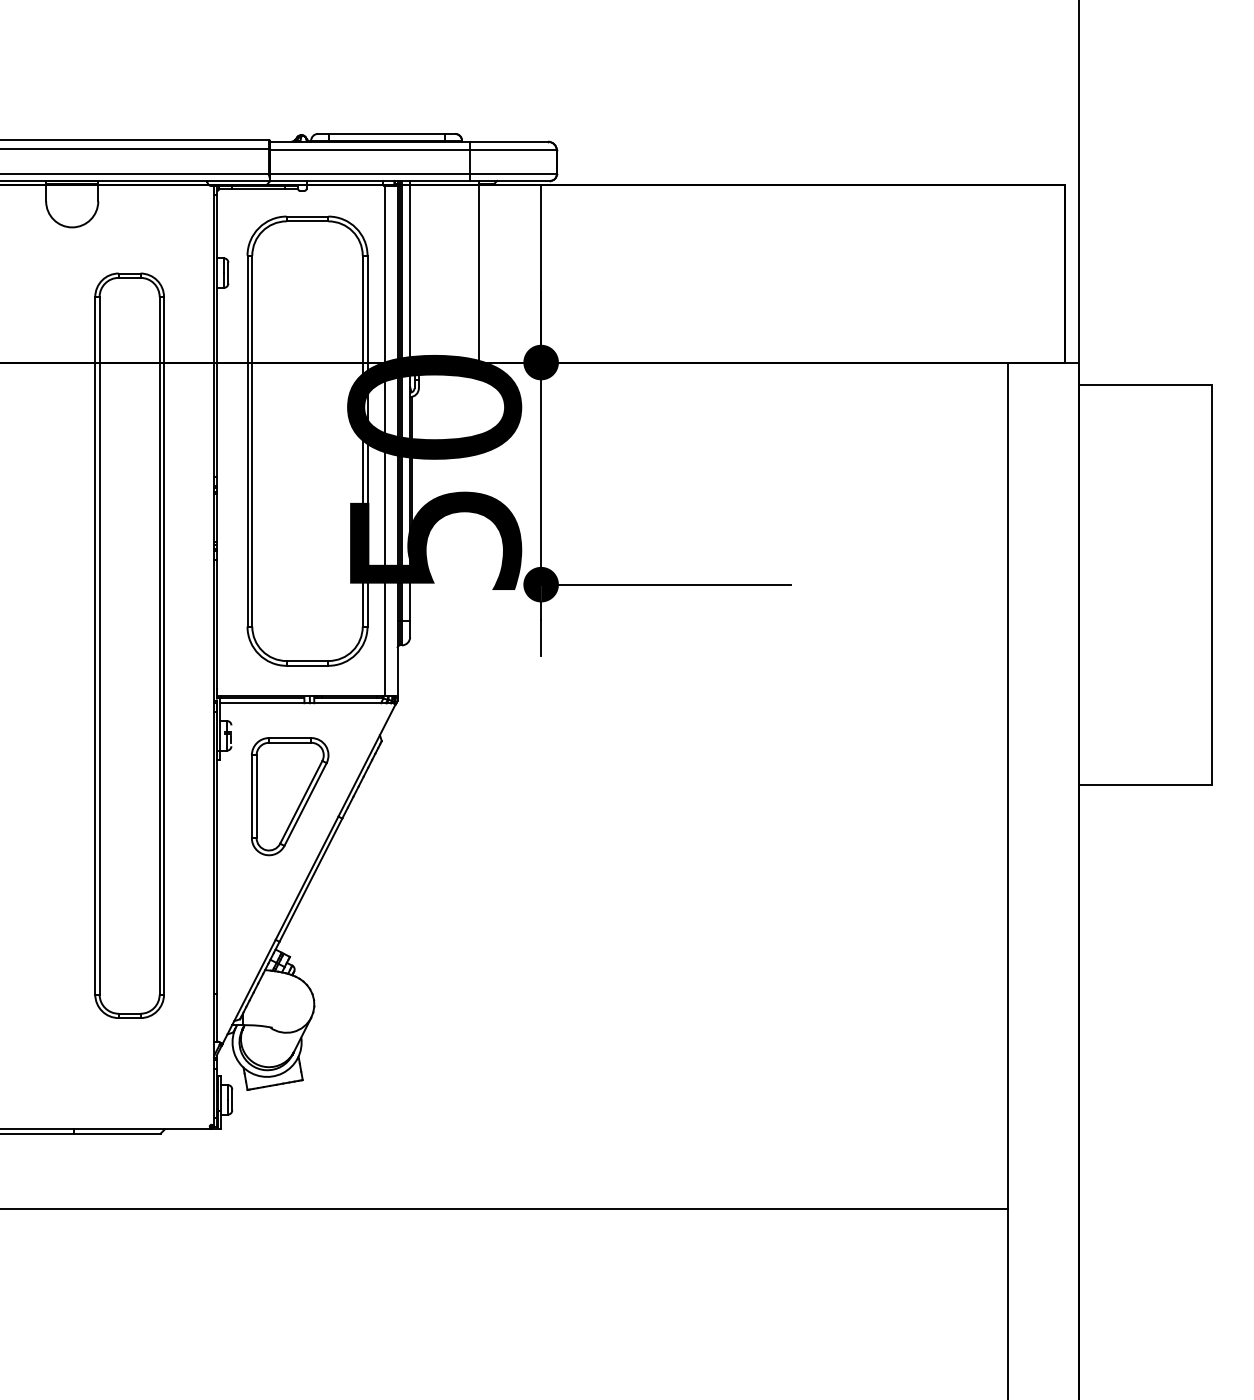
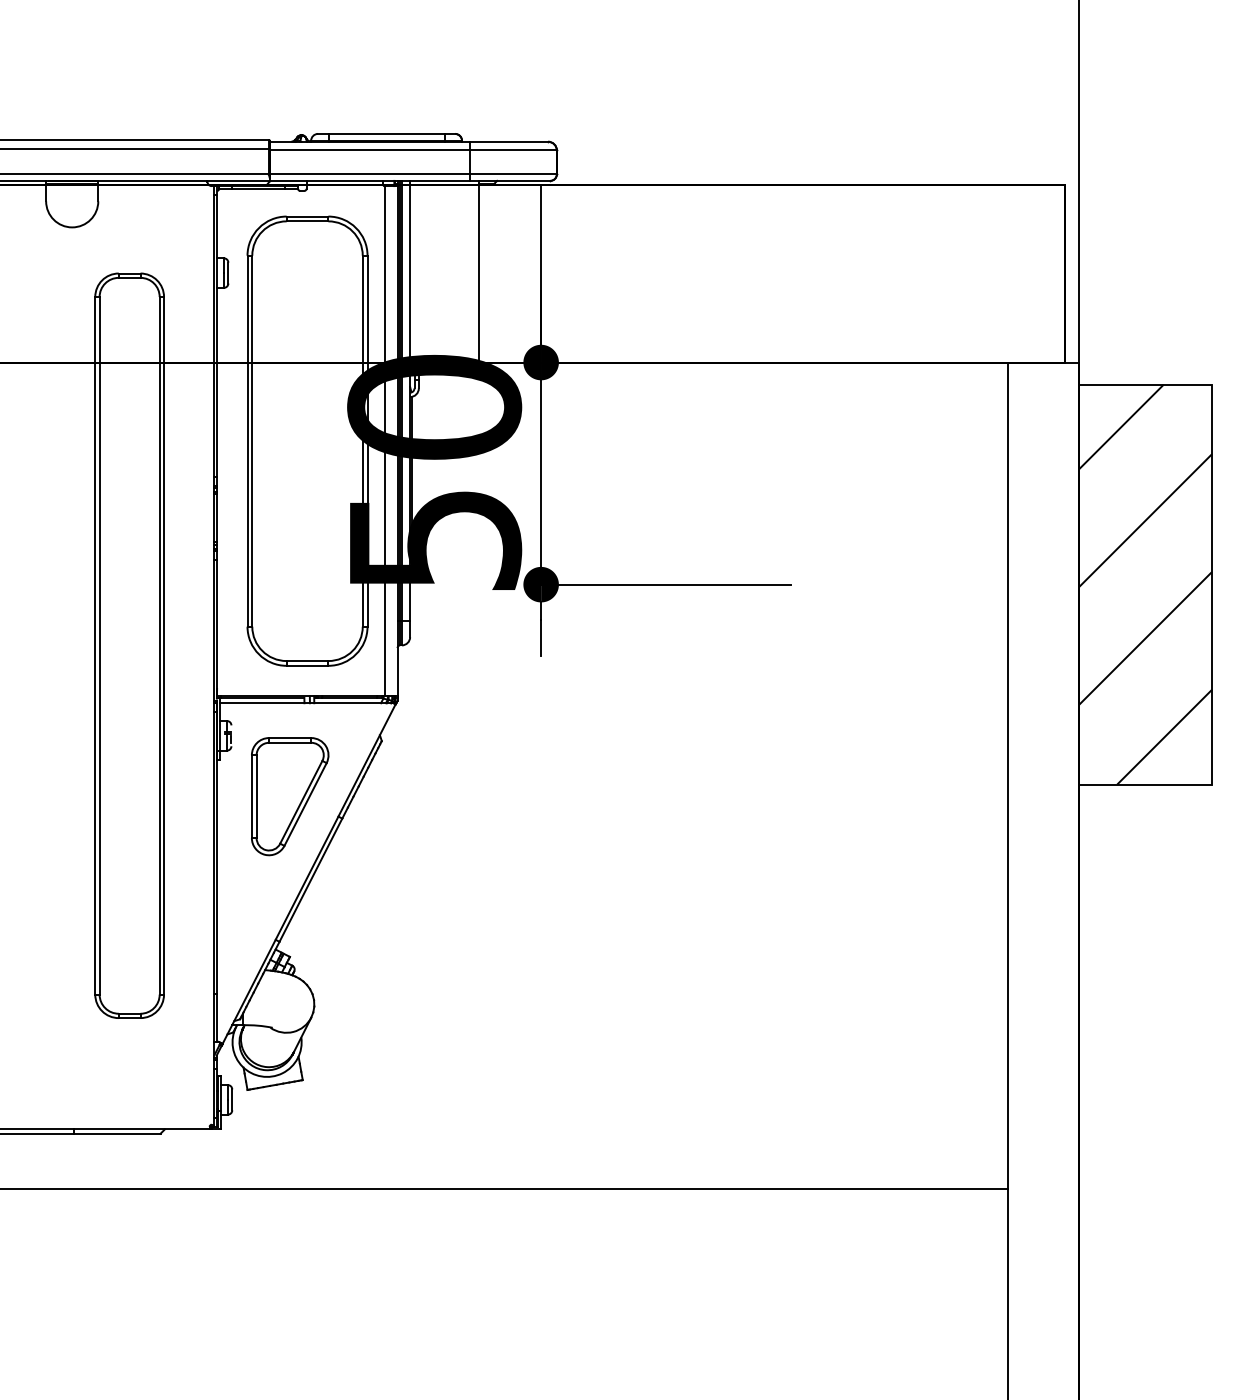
hatch: none -> present (1144, 584)
line position: (504, 1208) -> (504, 1188) (504, 1188)
